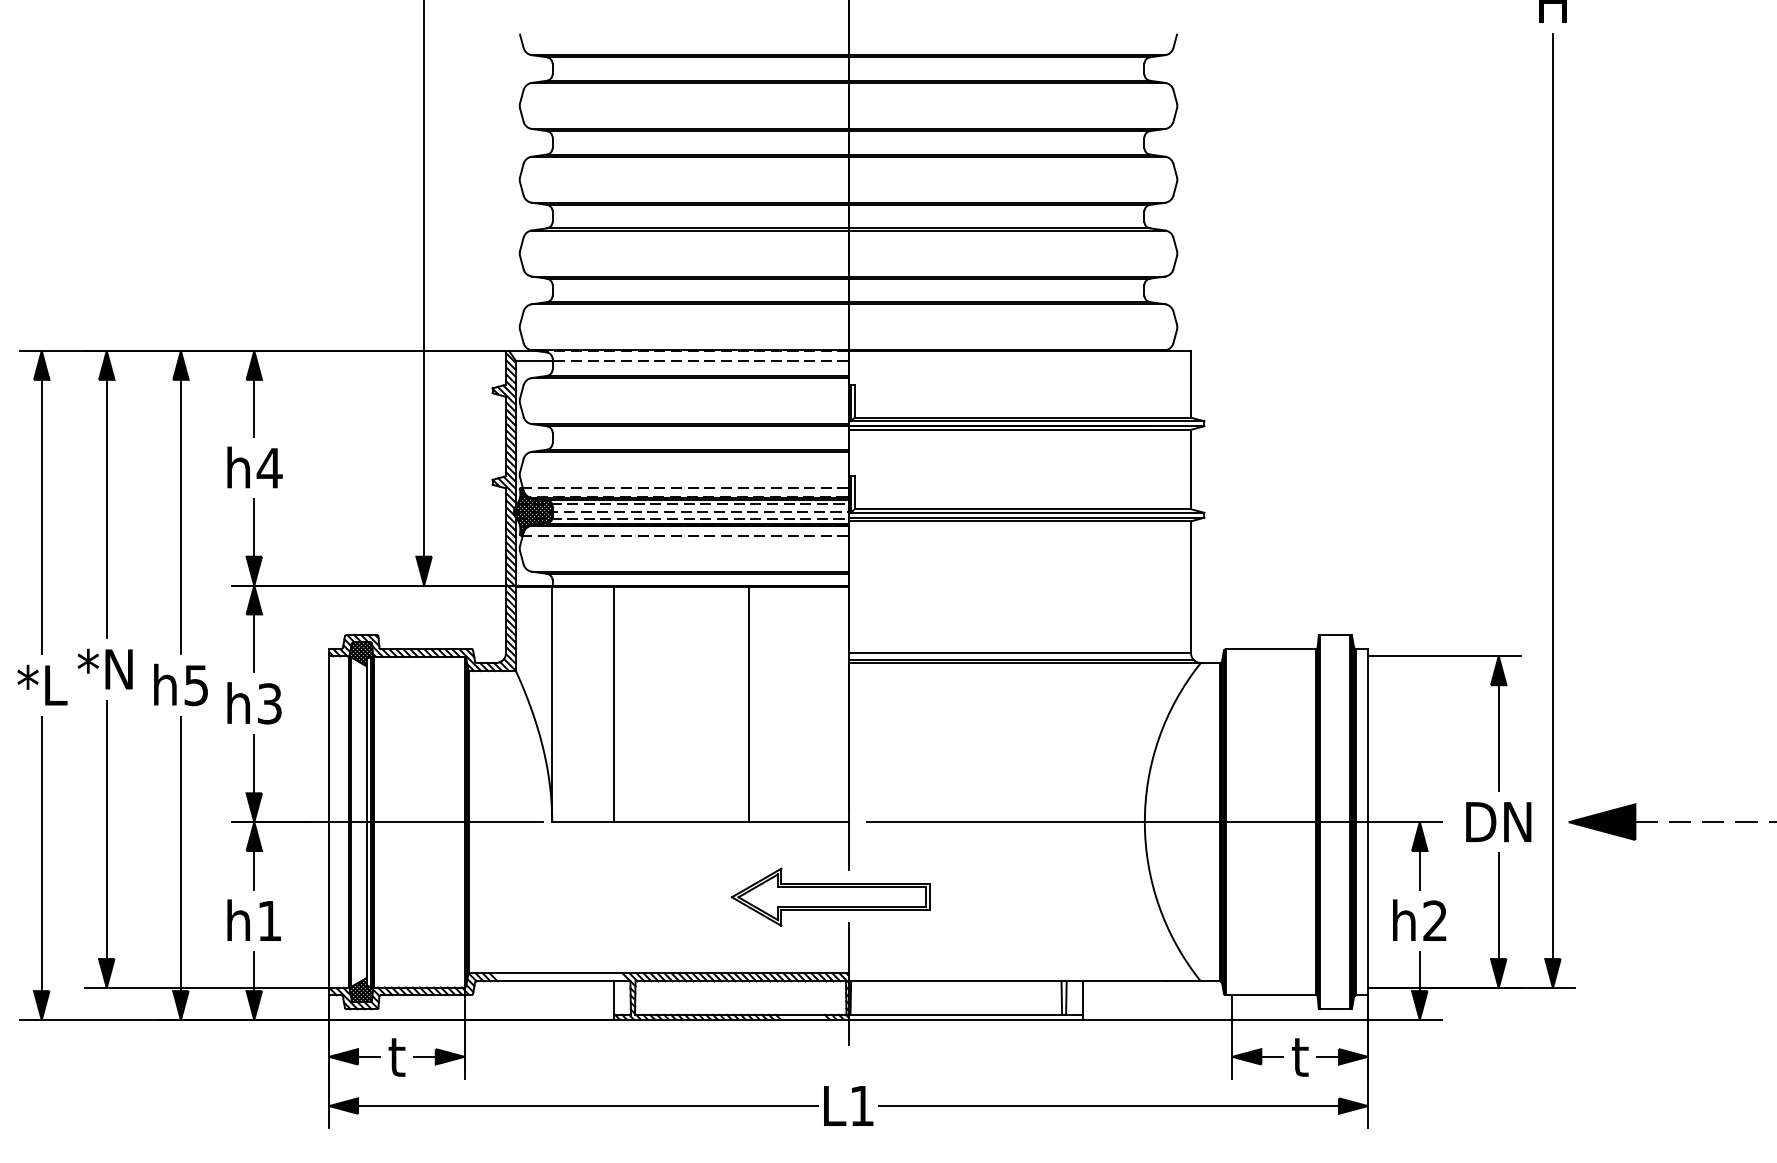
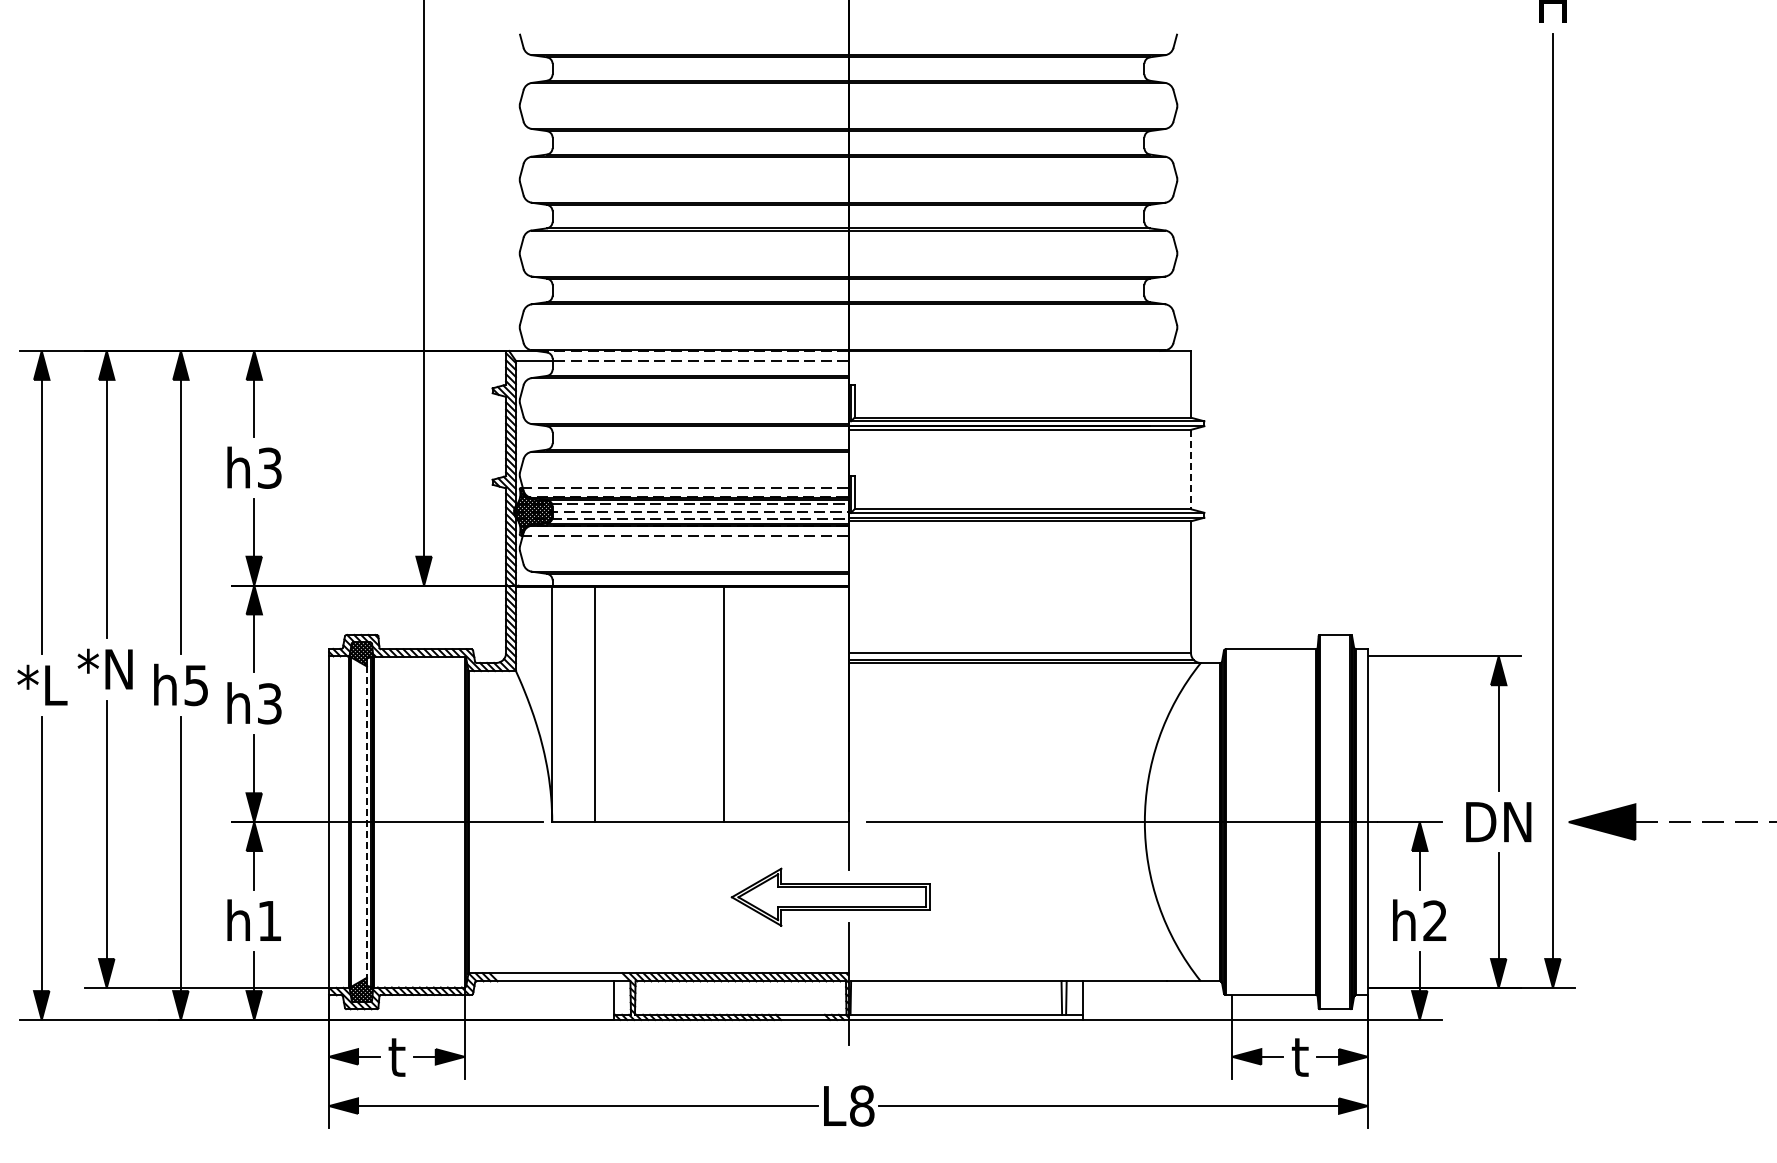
text: h4 -> h3 (269, 467)
line: solid -> dashed (1190, 469)
line position: (614, 704) -> (595, 704) (595, 704)
line position: (749, 704) -> (724, 704) (724, 704)
line: solid -> dashed (366, 822)
text: L1 -> L8 (862, 1105)
